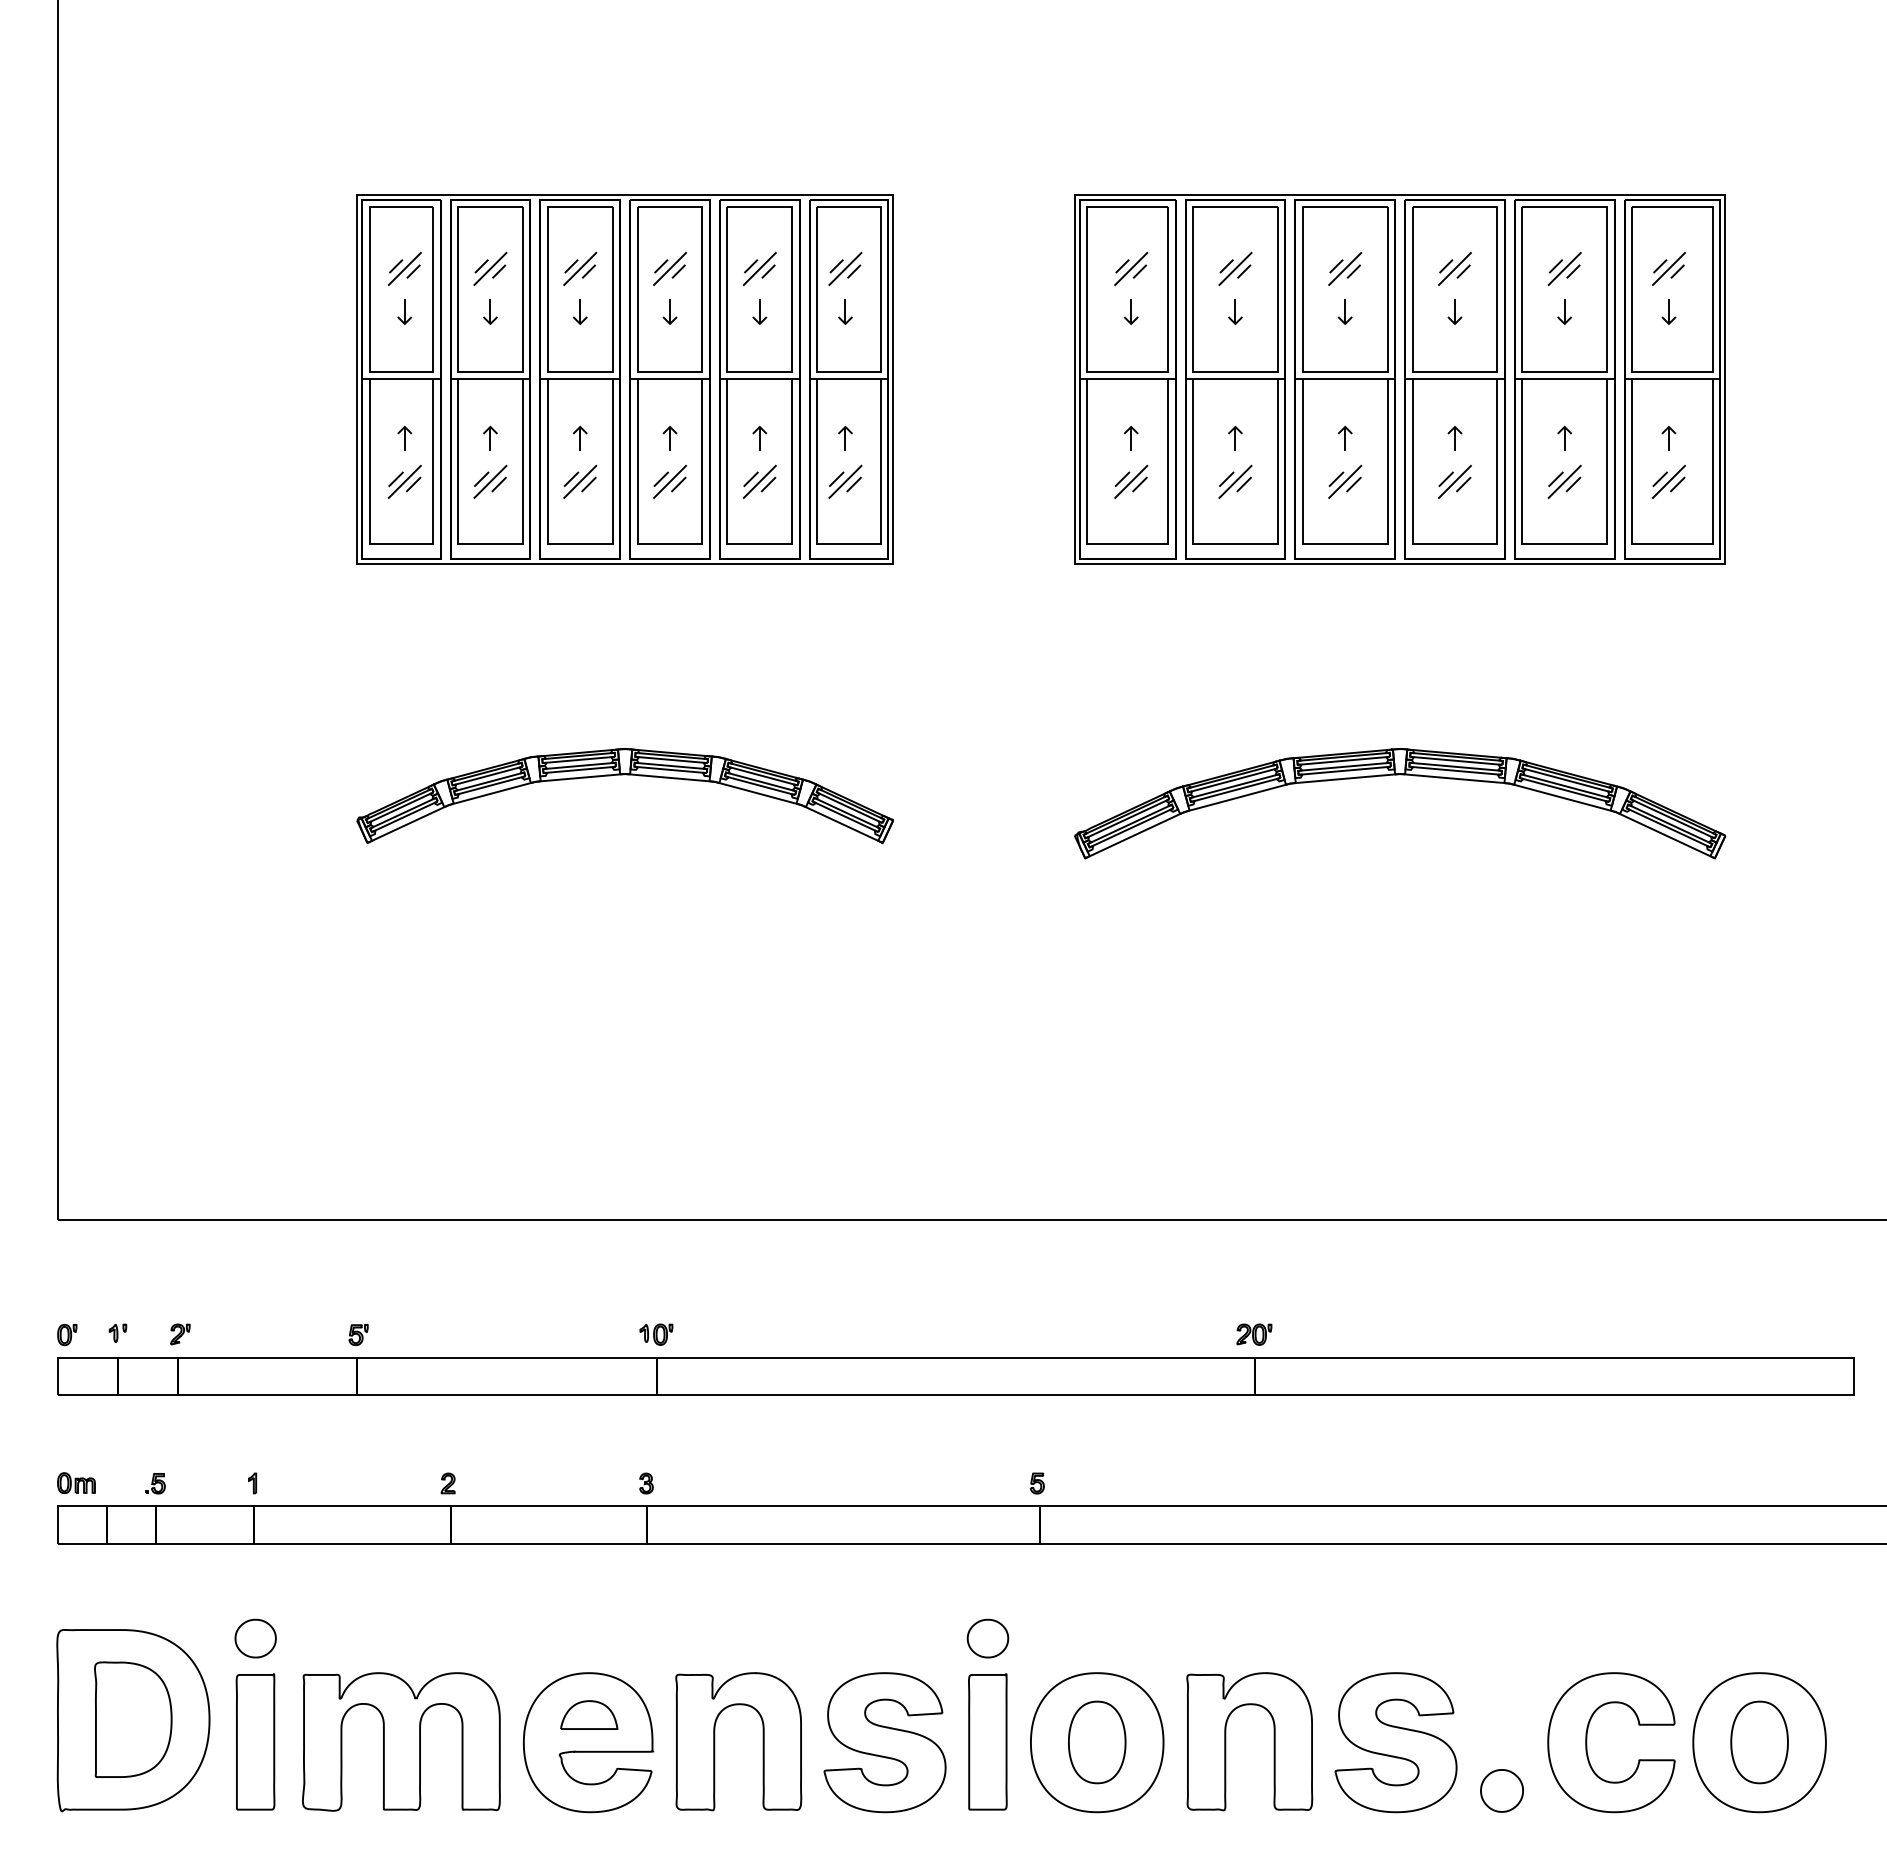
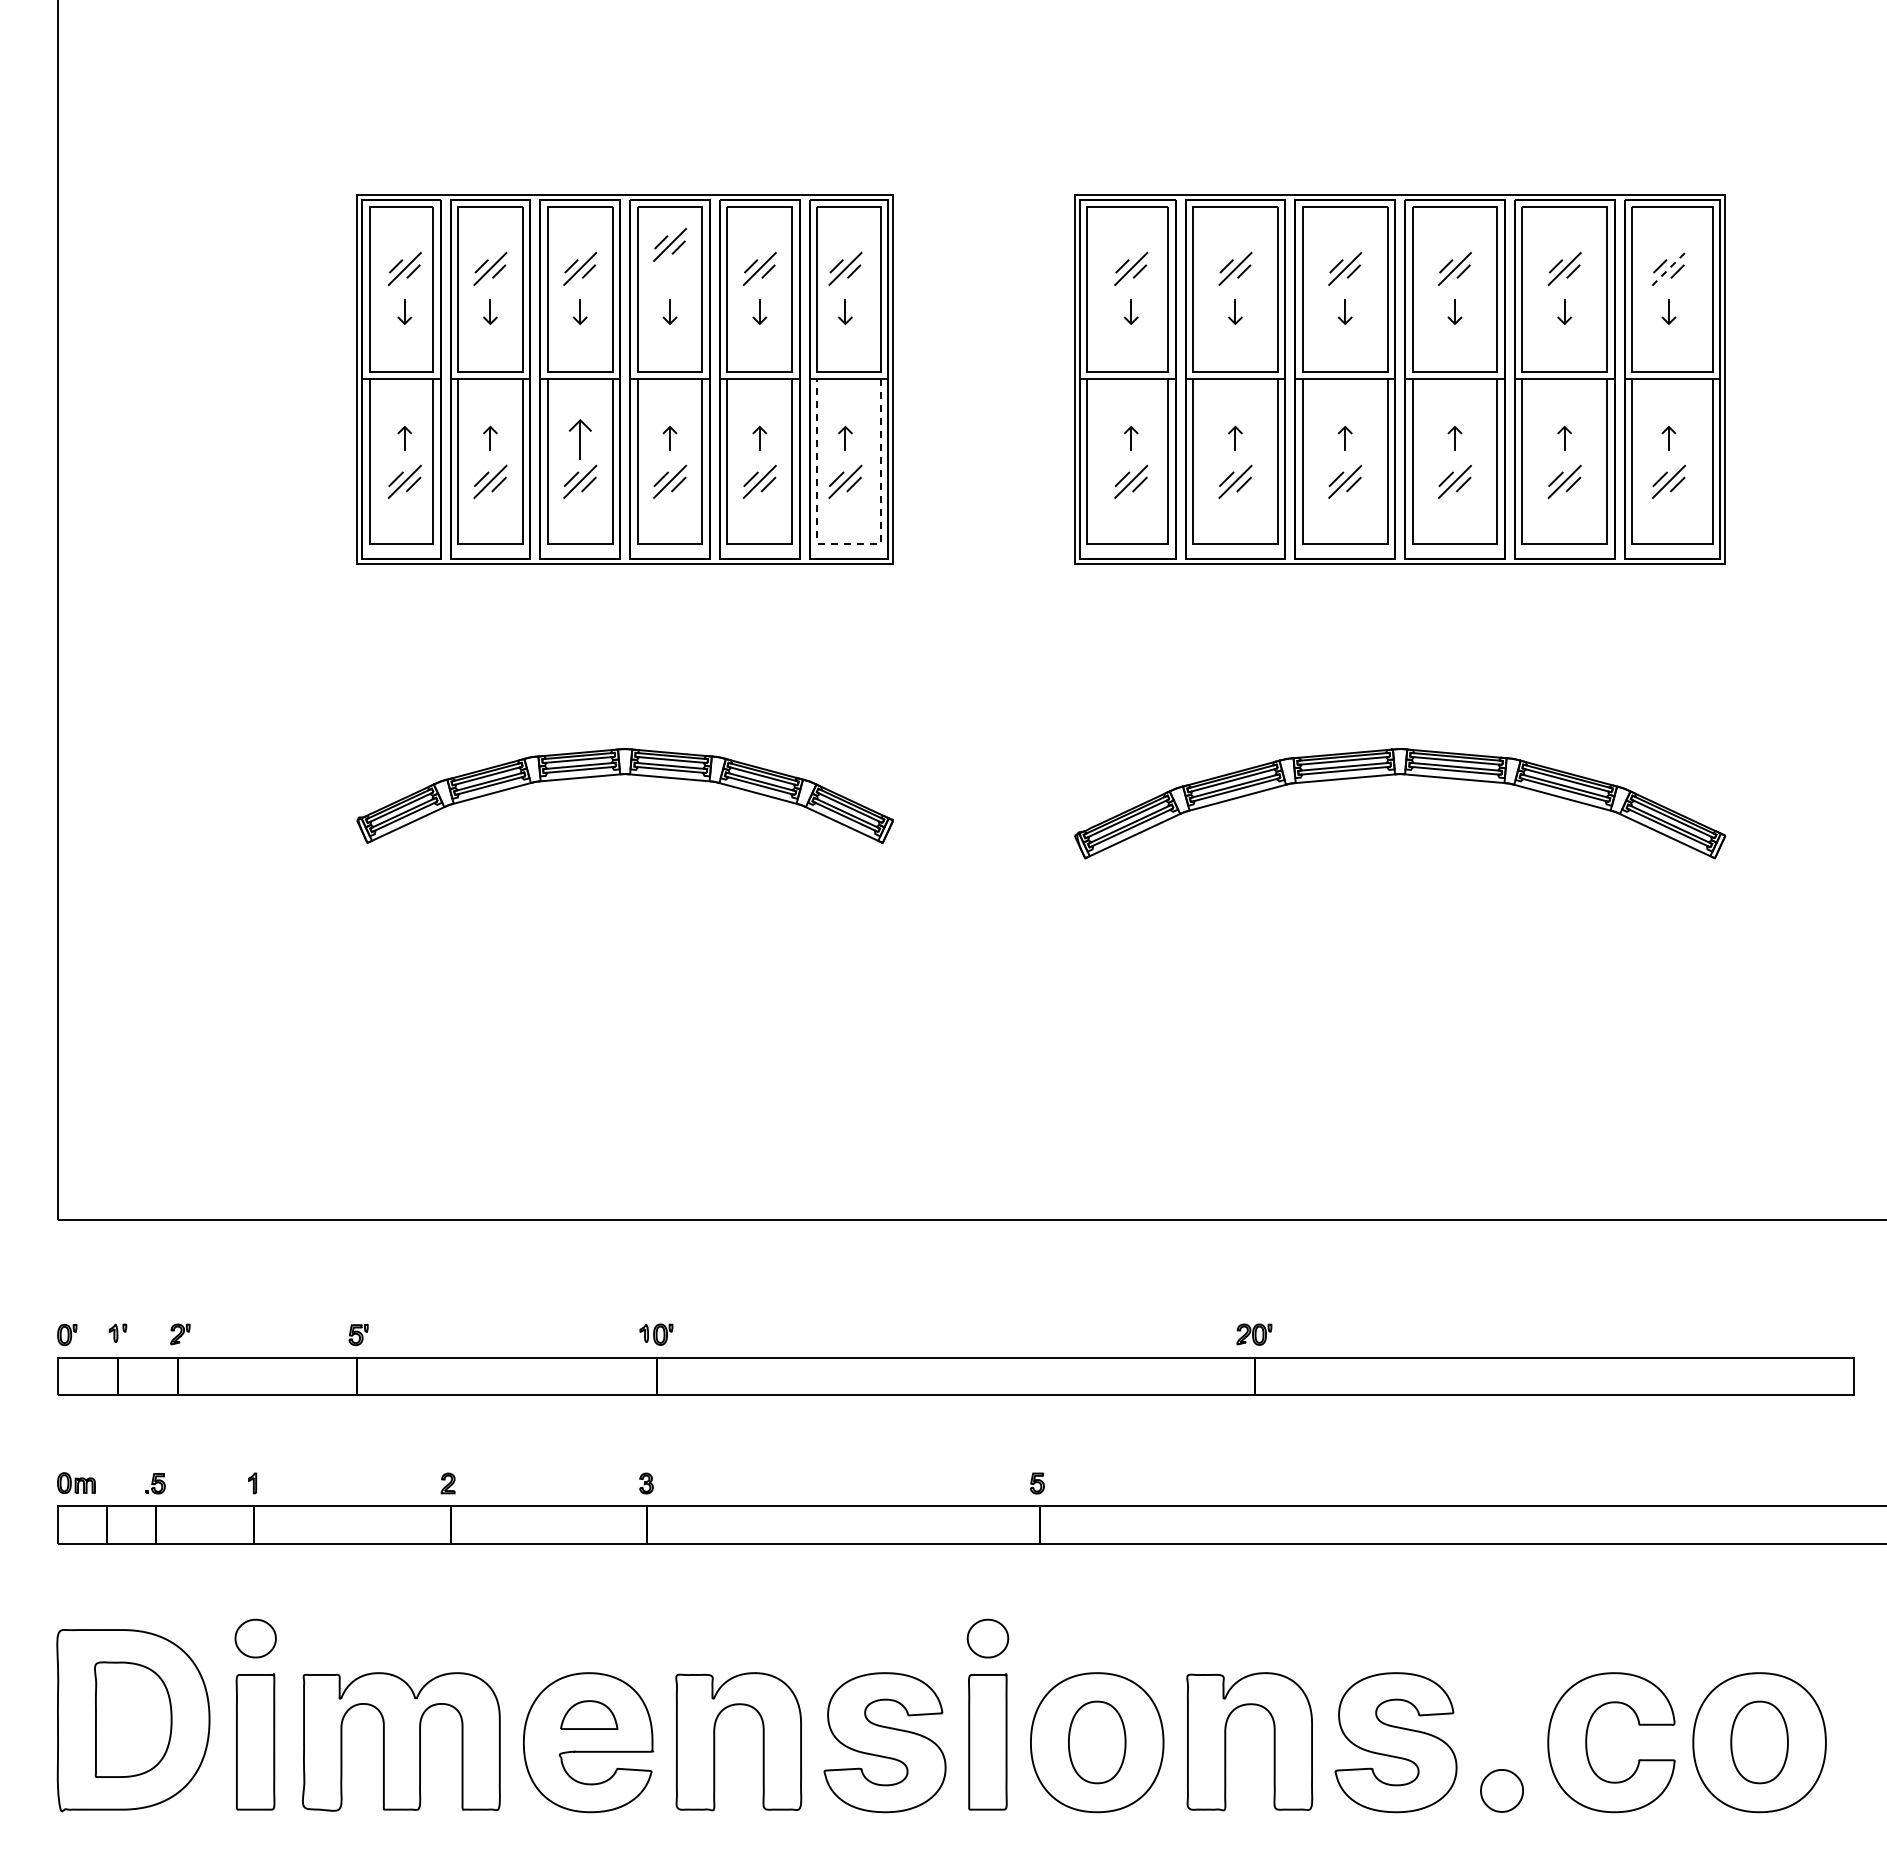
part position: (669, 268) -> (669, 244) (669, 244)
line: solid -> dashed (1668, 268)
part size: 16x26 px -> 24x41 px (579, 439)
line: solid -> dashed (848, 543)
